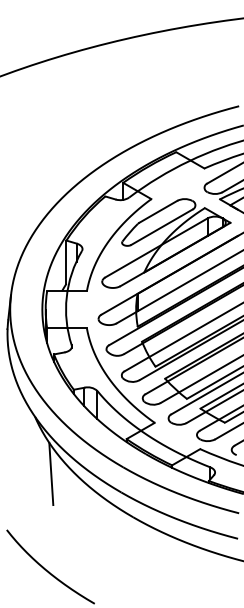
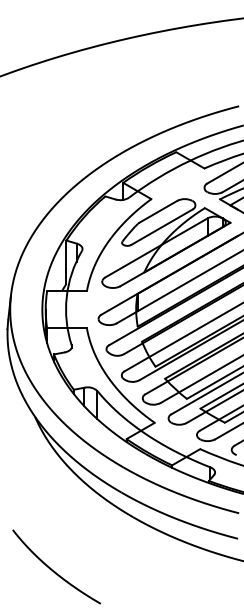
line: present -> none (51, 473)
curve position: (48, 570) -> (54, 570) (54, 570)
